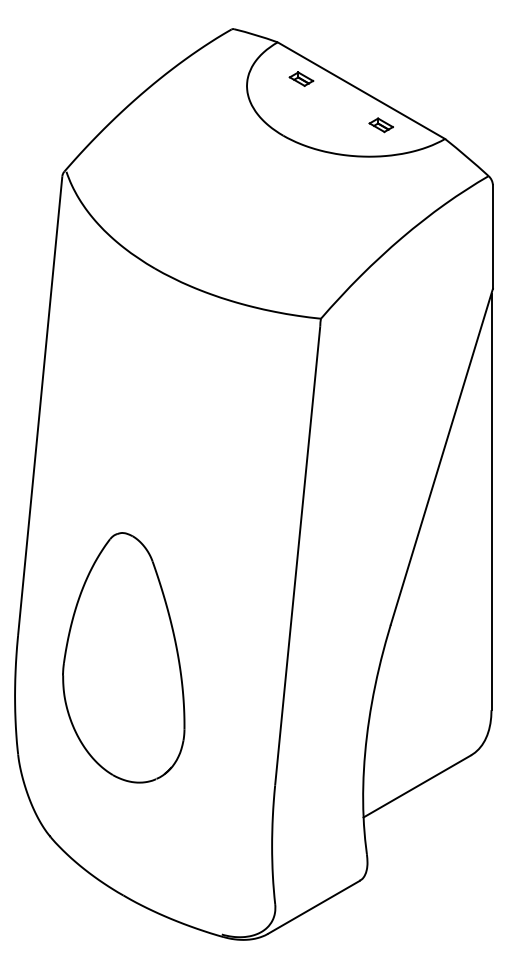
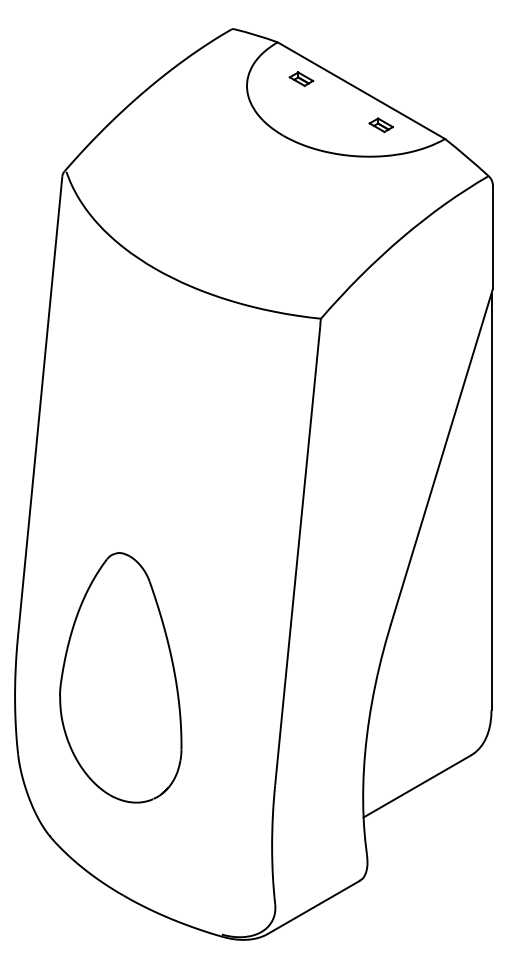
part position: (123, 657) -> (120, 677) (120, 677)
